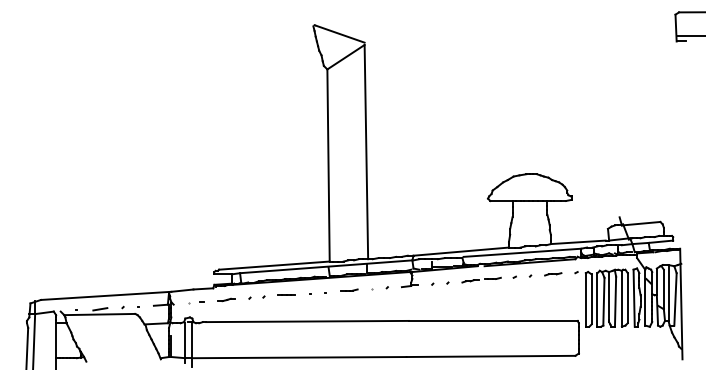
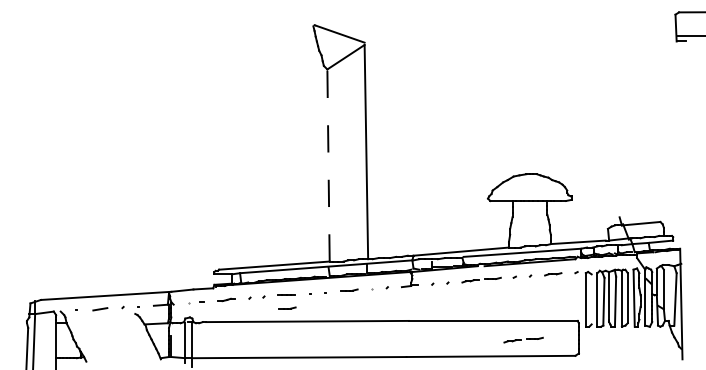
line: solid -> dashed (328, 165)
line: present -> none (668, 293)
line: present -> none (591, 299)
line: none -> present (287, 308)
line: present -> none (99, 314)
part: none -> present (523, 339)
